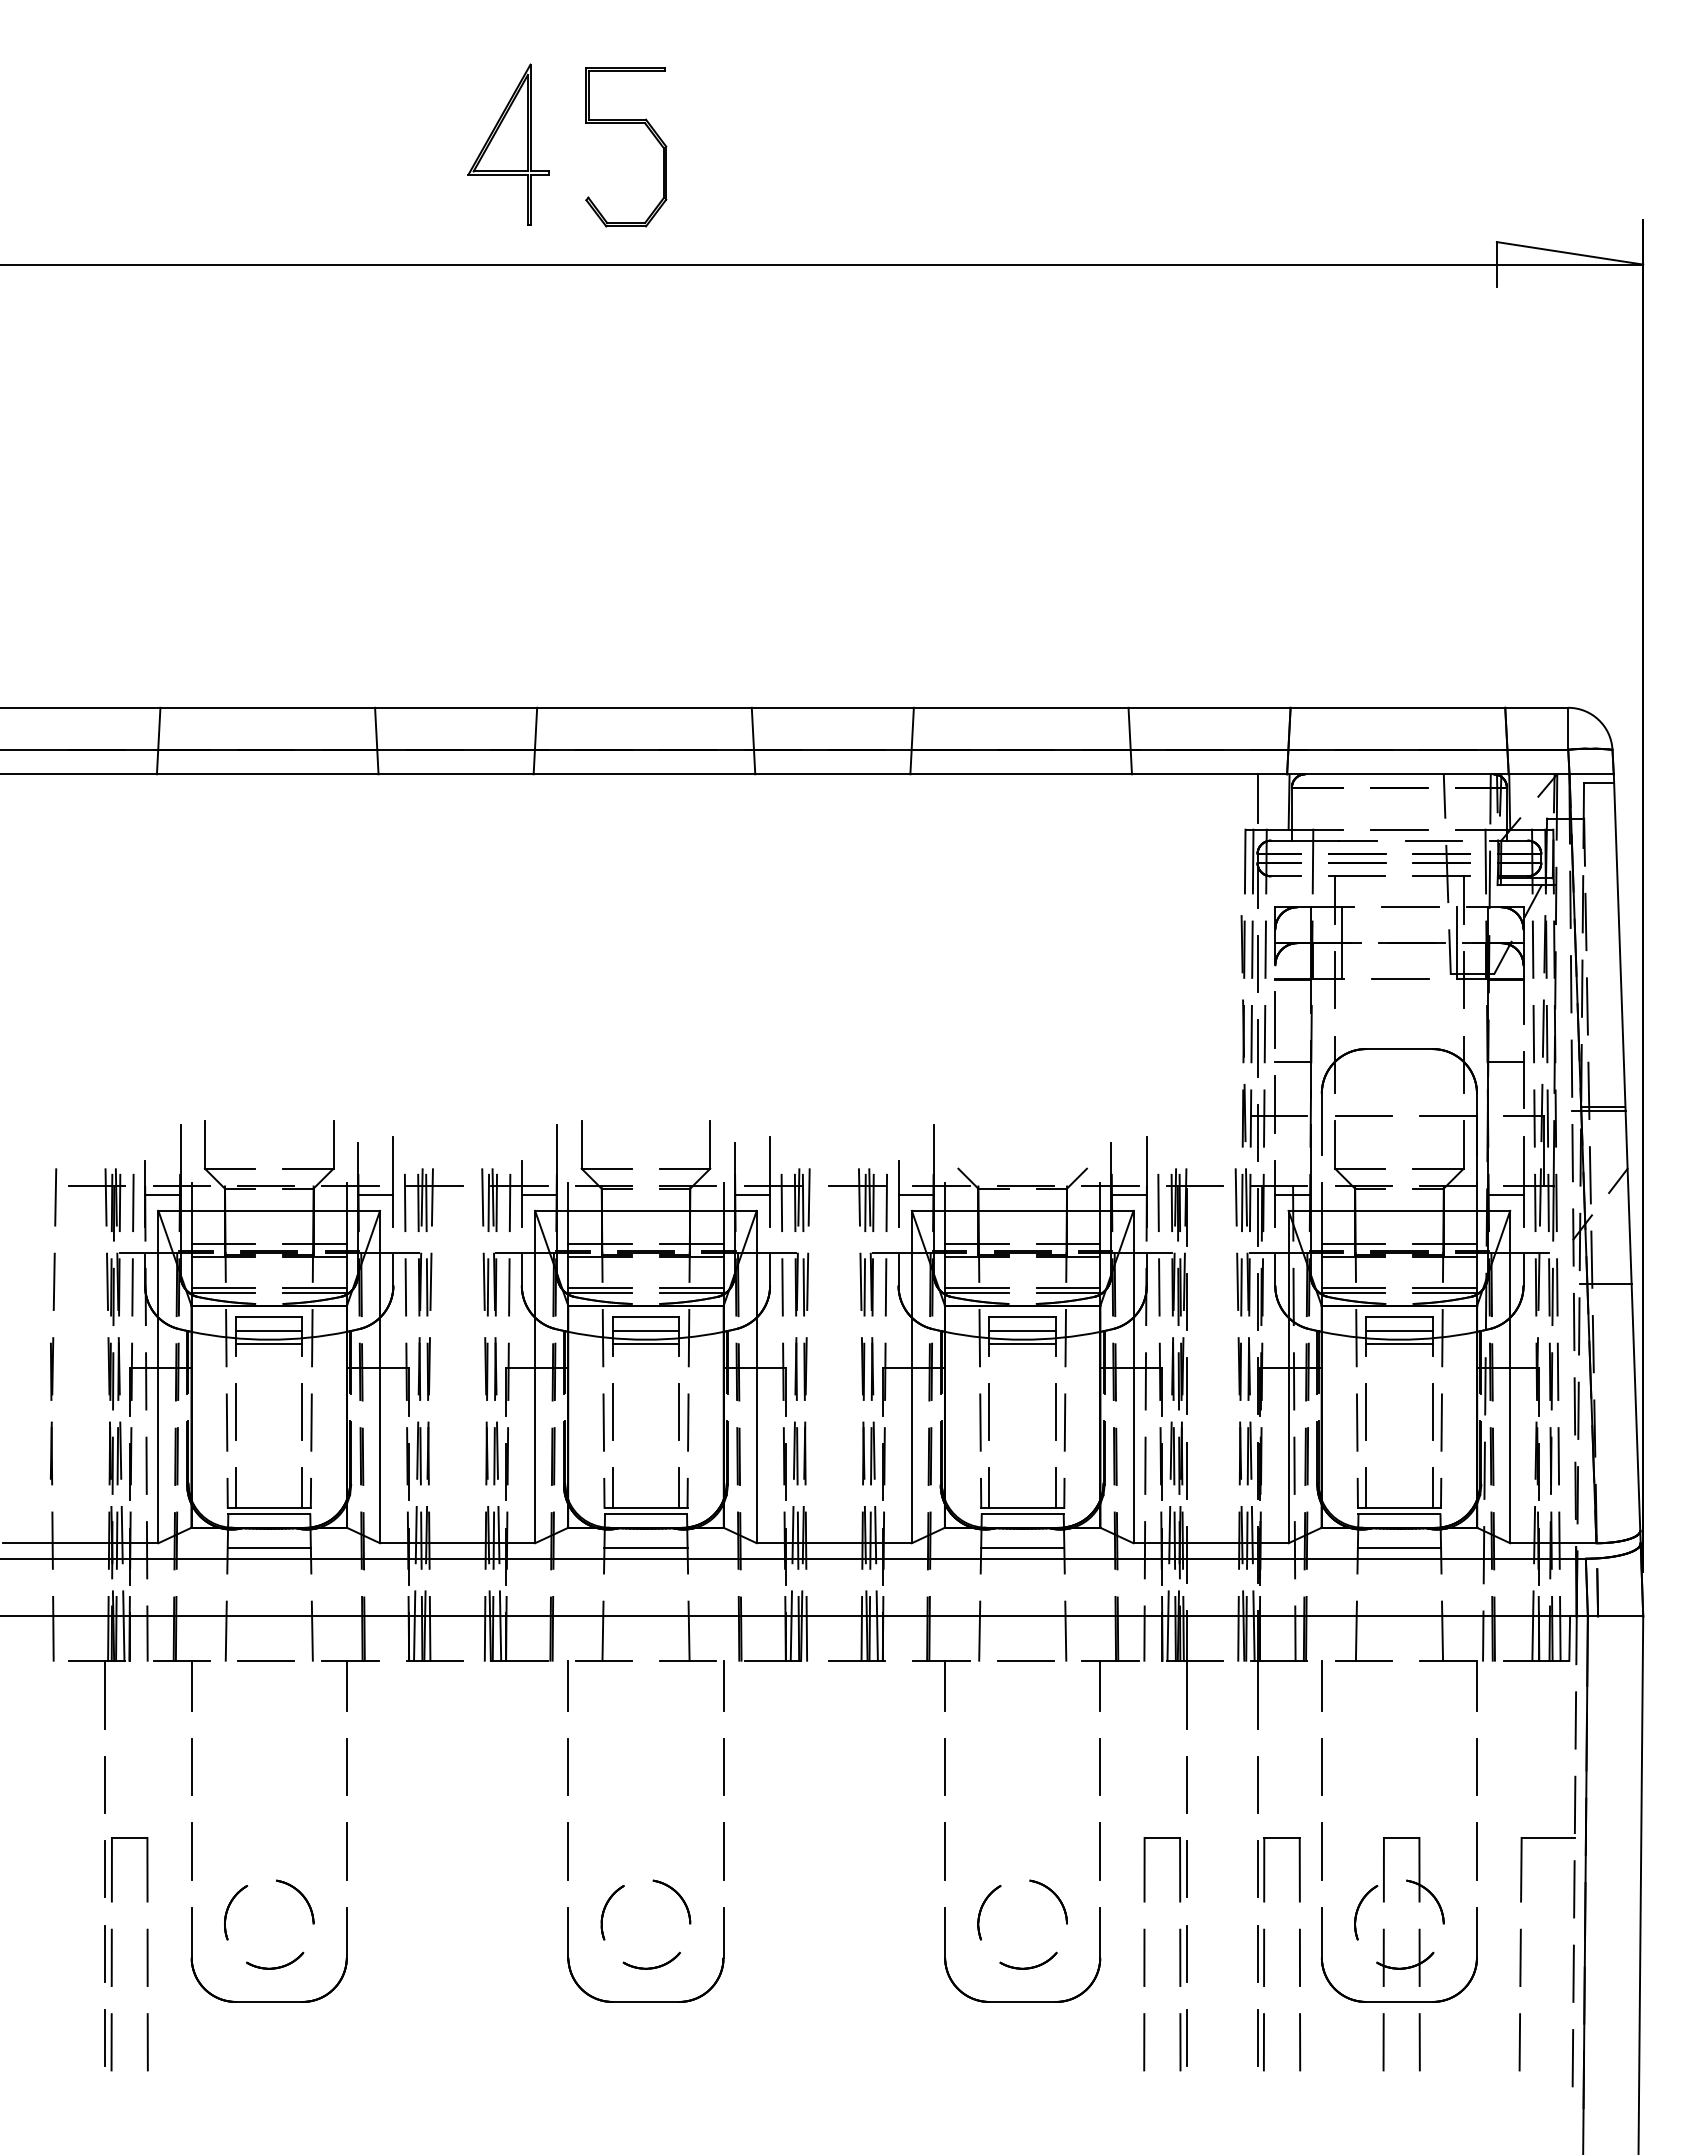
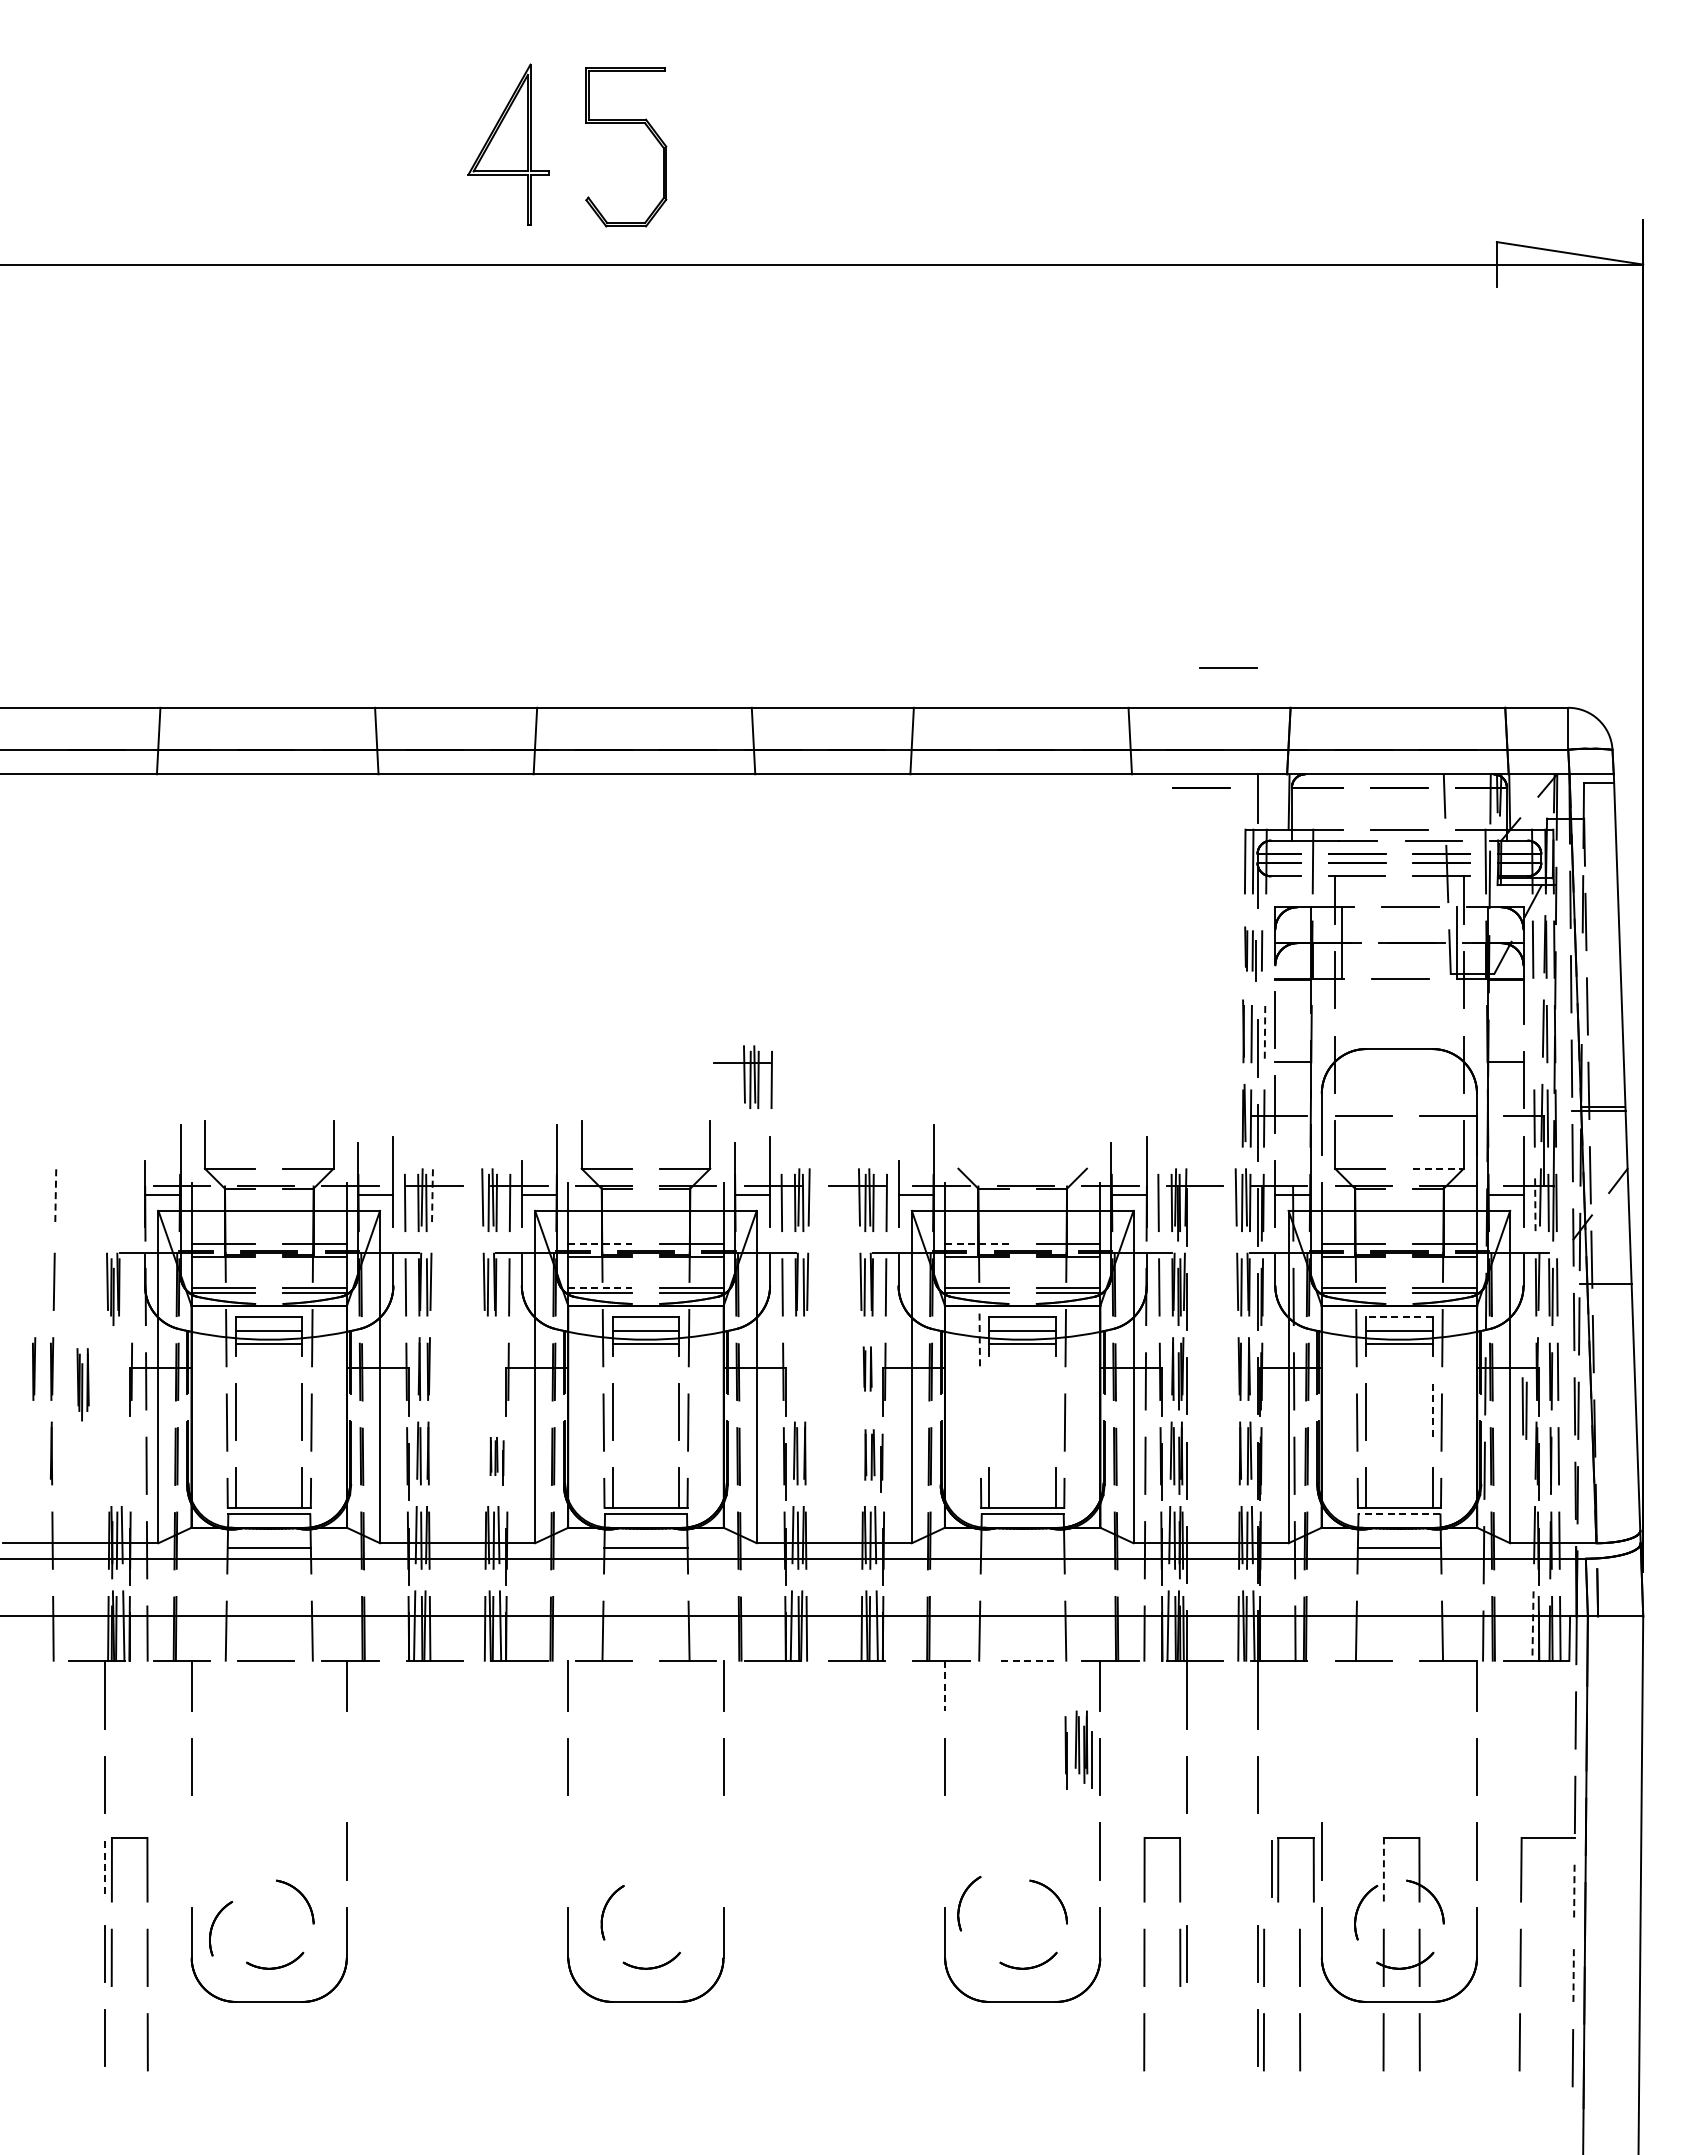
line: none -> present (1228, 667)
line: none -> present (1201, 787)
part size: 27x78 px -> 20x56 px (1253, 953)
line: present -> none (1581, 988)
line: solid -> dashed (1264, 1034)
line: present -> none (1533, 1034)
part: none -> present (742, 1076)
line: solid -> dashed (1439, 1168)
line: solid -> dashed (55, 1197)
line: solid -> dashed (432, 1197)
line: solid -> dashed (1535, 1202)
part: present -> none (101, 1204)
line: solid -> dashed (600, 1244)
line: solid -> dashed (976, 1244)
line: present -> none (132, 1287)
line: solid -> dashed (600, 1288)
line: solid -> dashed (1398, 1316)
line: solid -> dashed (979, 1337)
line: none -> present (34, 1368)
part: present -> none (490, 1368)
part: present -> none (800, 1368)
part size: 14x64 px -> 11x46 px (867, 1368)
part position: (113, 1373) -> (82, 1384) (82, 1384)
part: none -> present (1524, 1408)
line: present -> none (1055, 1411)
line: solid -> dashed (1432, 1412)
part: present -> none (984, 1417)
part: present -> none (120, 1460)
part size: 24x80 px -> 16x49 px (496, 1461)
part size: 24x80 px -> 20x64 px (873, 1460)
line: solid -> dashed (1399, 1514)
line: present -> none (1022, 1548)
line: solid -> dashed (1532, 1626)
line: solid -> dashed (1025, 1660)
line: solid -> dashed (945, 1685)
line: present -> none (1321, 1685)
part: none -> present (1078, 1749)
line: present -> none (346, 1766)
line: present -> none (1321, 1766)
line: present -> none (191, 1851)
line: present -> none (567, 1851)
line: present -> none (723, 1851)
line: present -> none (944, 1851)
line: solid -> dashed (105, 1869)
line: present -> none (1186, 1869)
part position: (1265, 1869) -> (1279, 1869) (1279, 1869)
line: solid -> dashed (1383, 1869)
line: solid -> dashed (1574, 1888)
part: present -> none (678, 1896)
part position: (982, 1909) -> (962, 1900) (962, 1900)
part position: (228, 1910) -> (213, 1926) (213, 1926)
line: solid -> dashed (1573, 1973)
line: present -> none (1186, 2037)
line: present -> none (111, 2042)
line: present -> none (1180, 2042)
